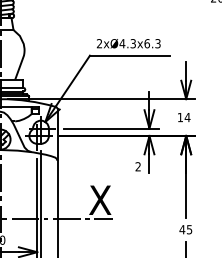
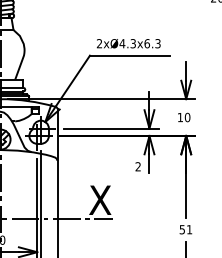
text: 14 -> 10 (187, 117)
text: 45 -> 51 (185, 229)
